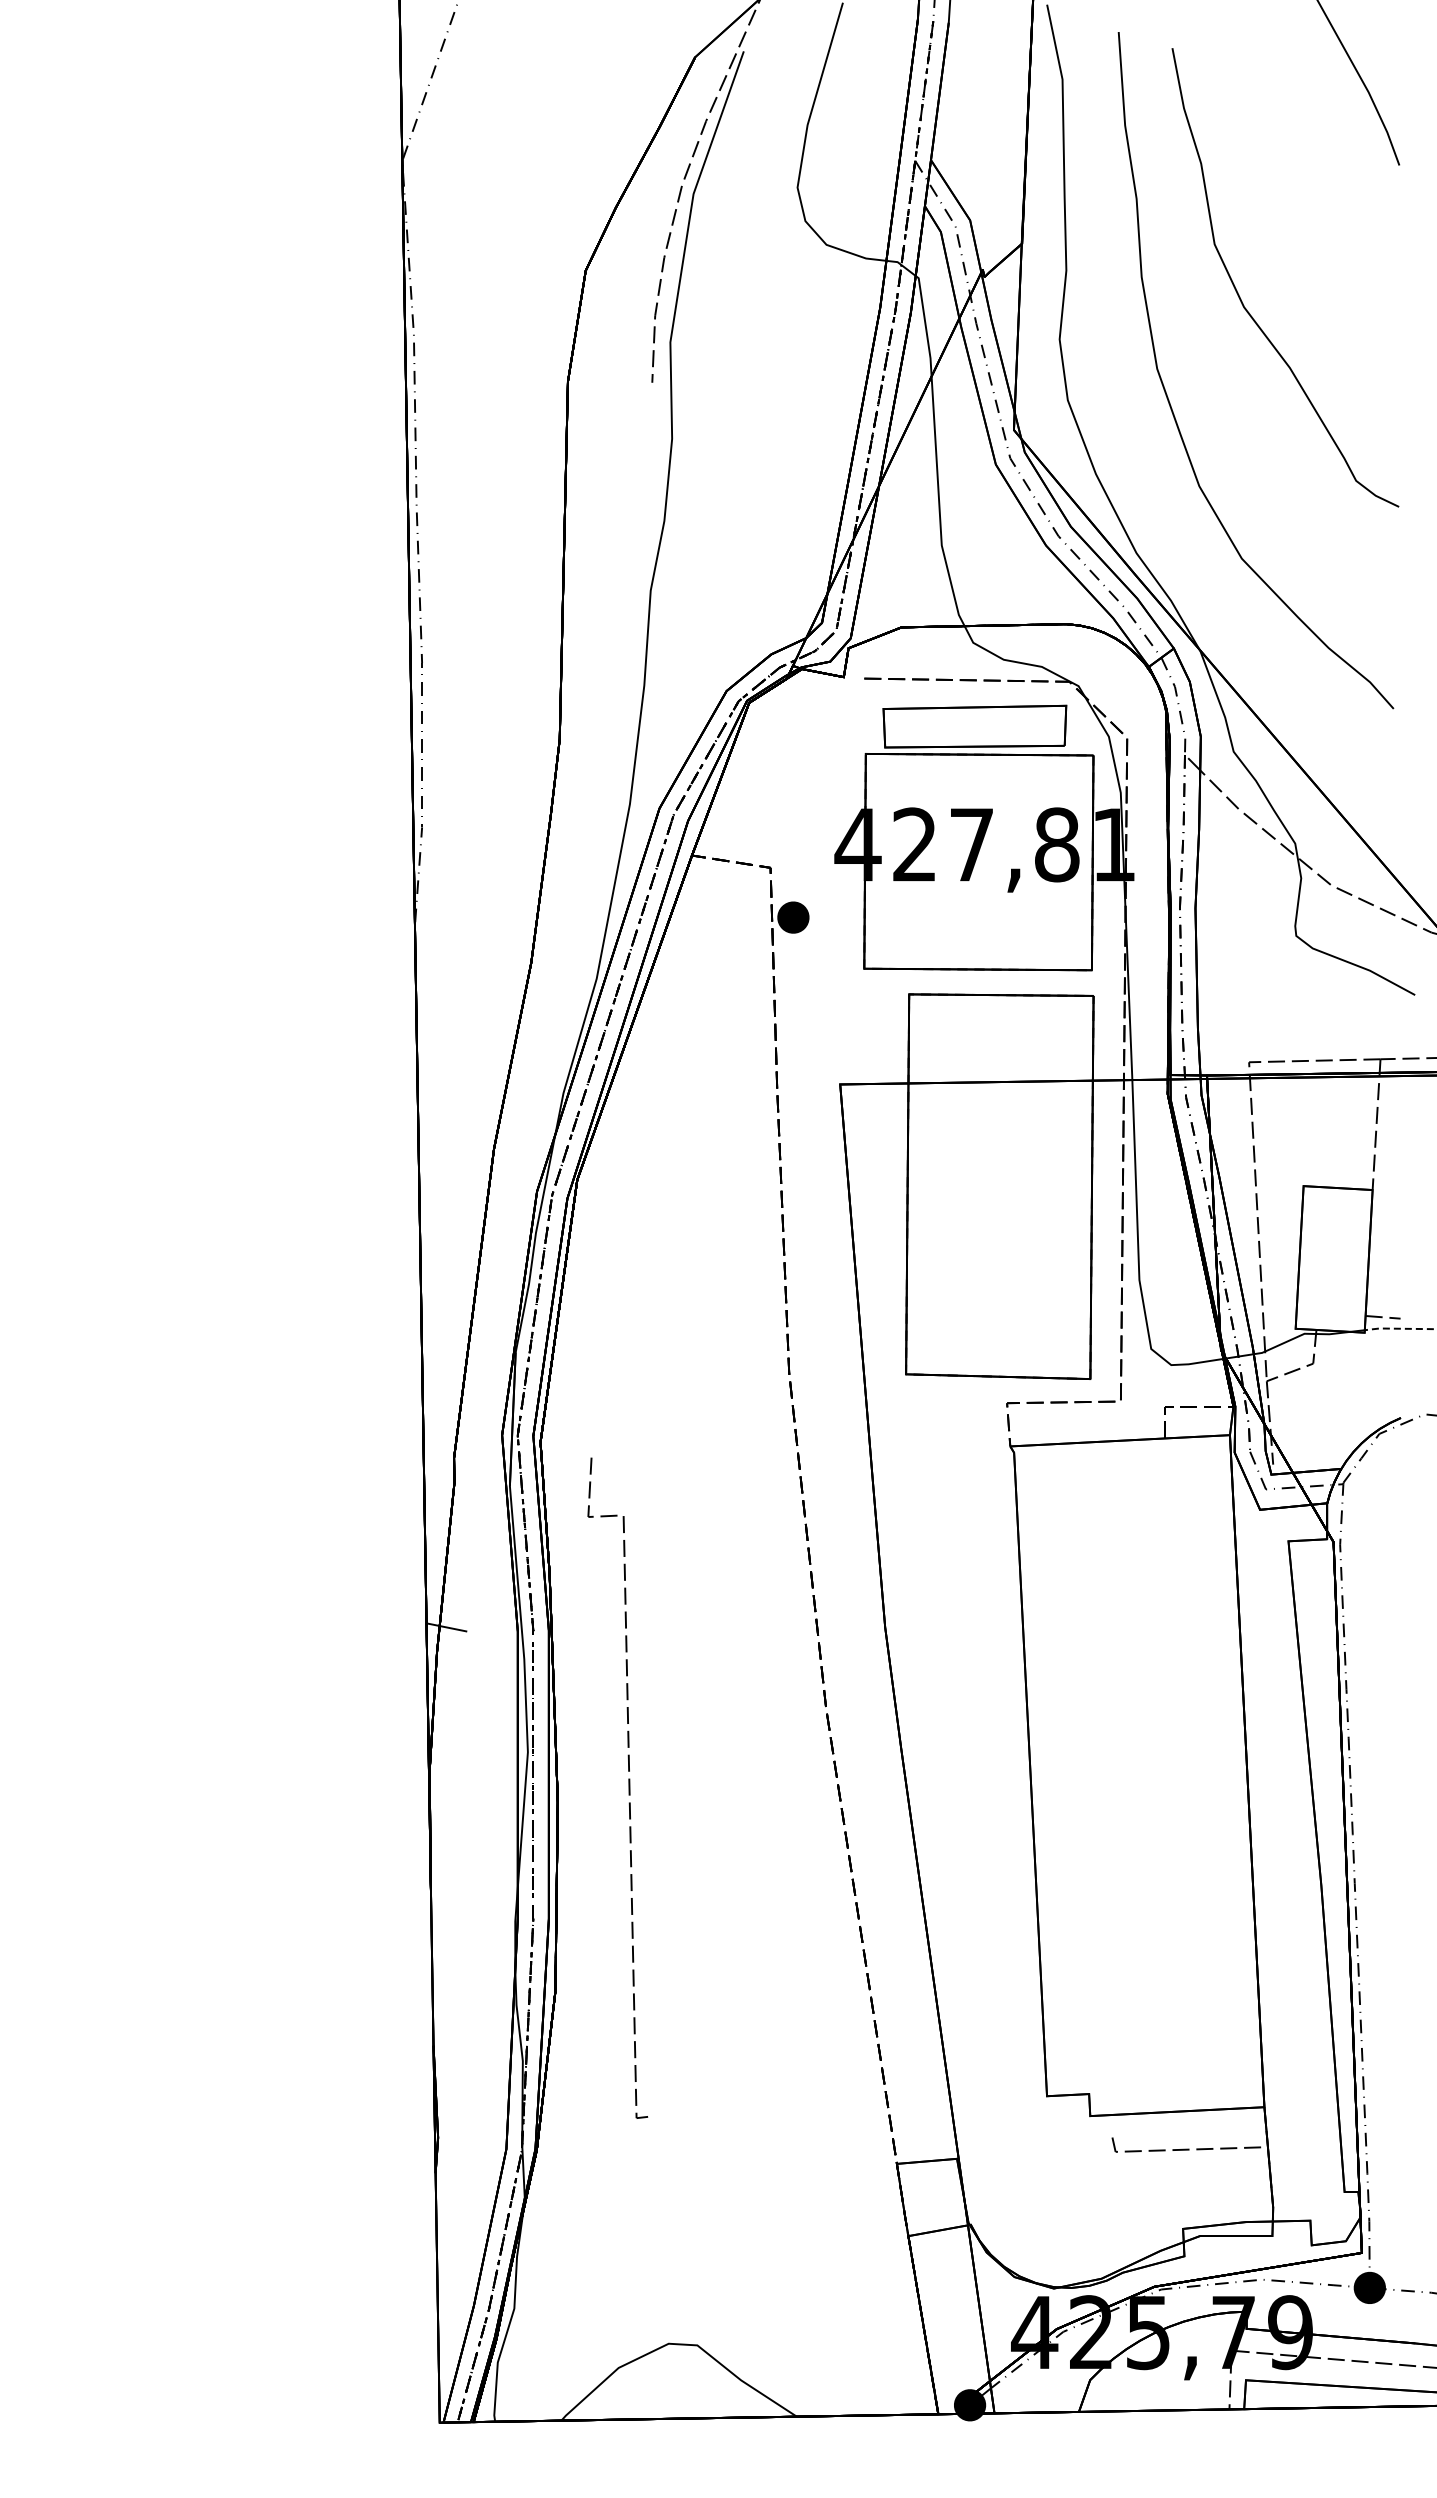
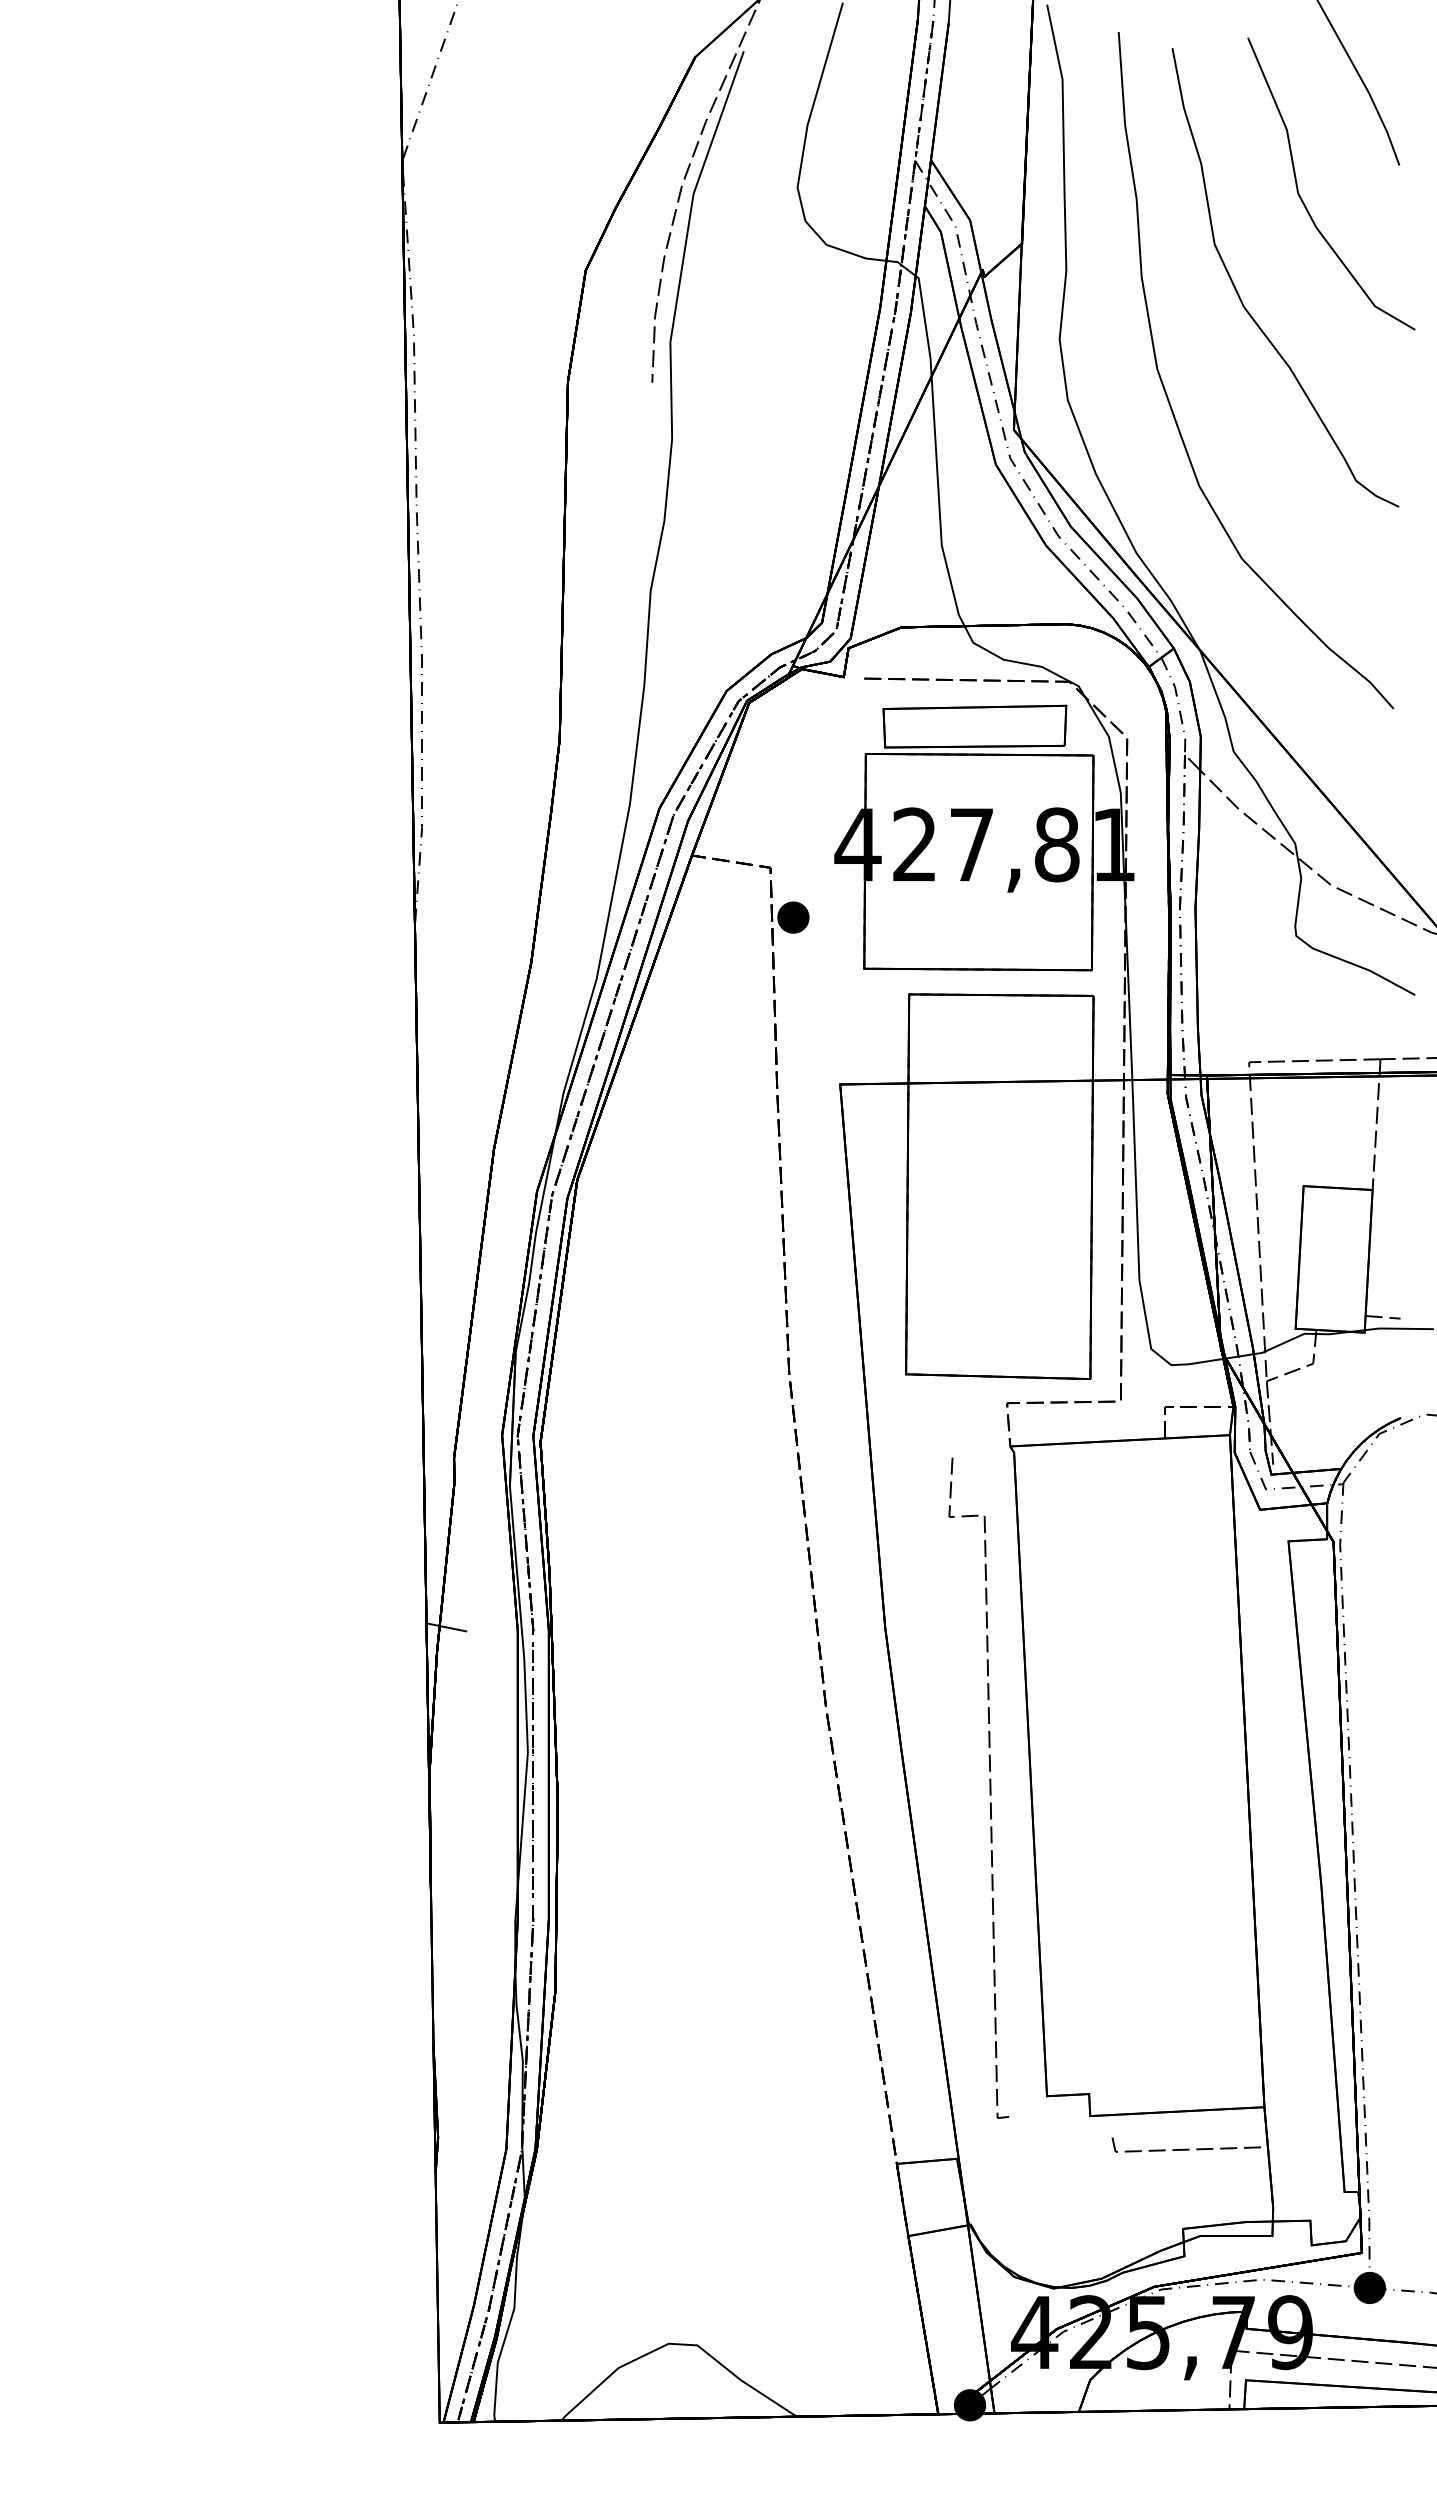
curve: none -> present (1301, 197)
line: dashed -> solid (1398, 1328)
line position: (628, 1787) -> (989, 1787) (989, 1787)
